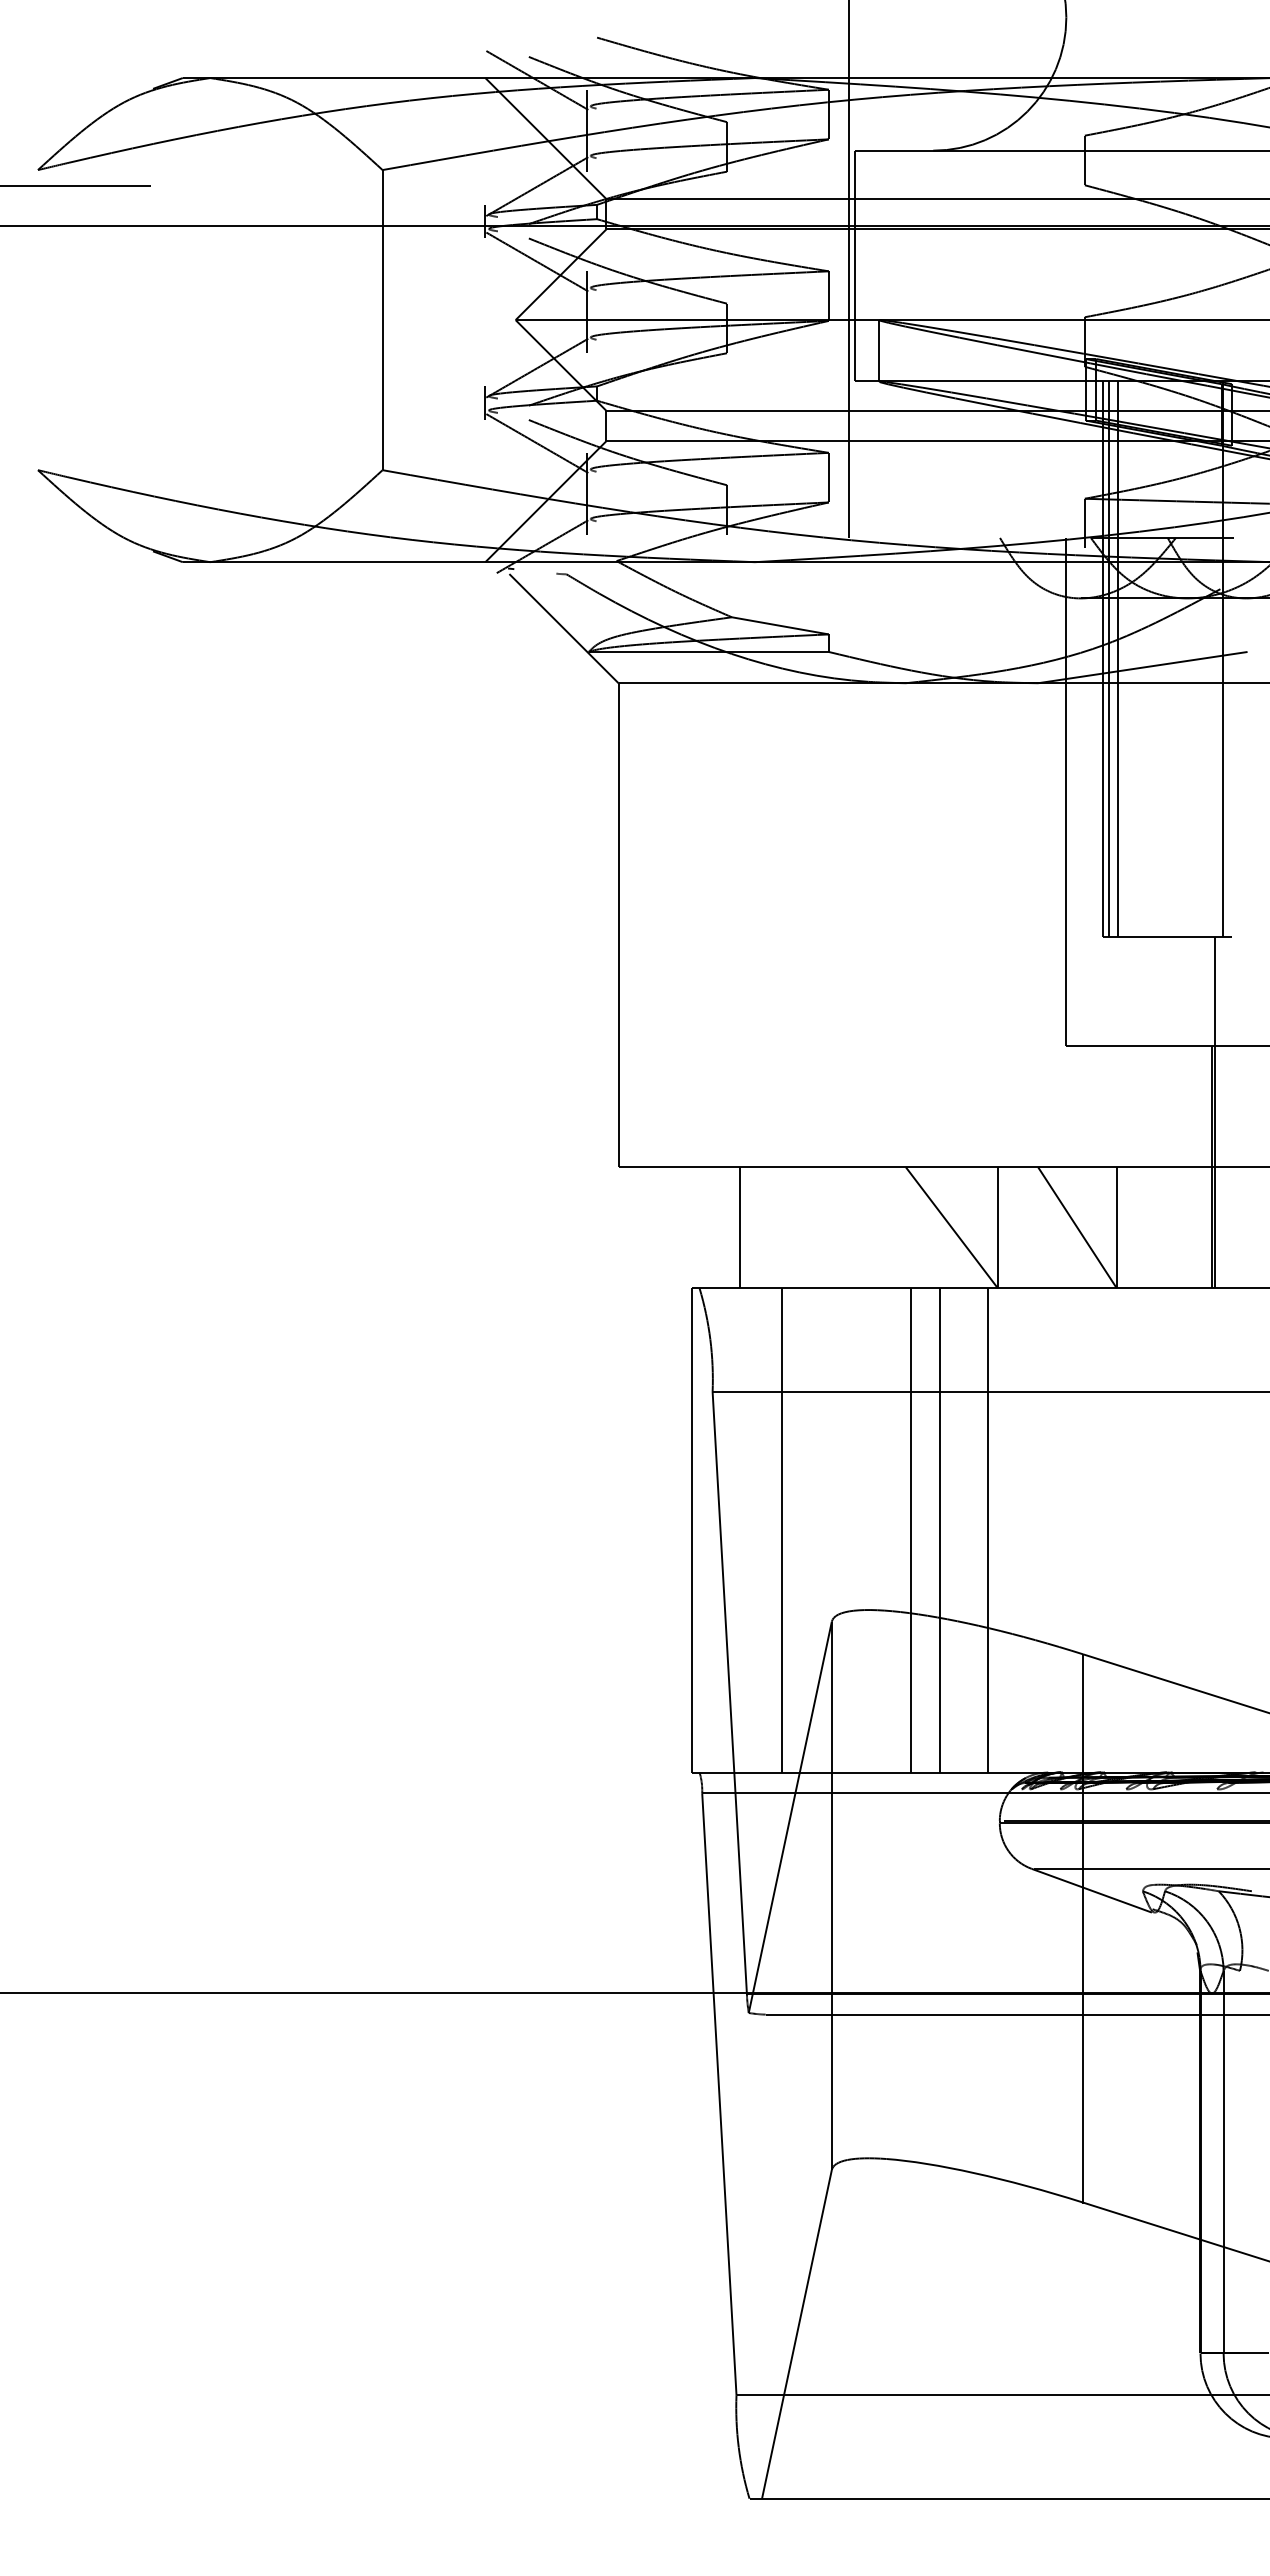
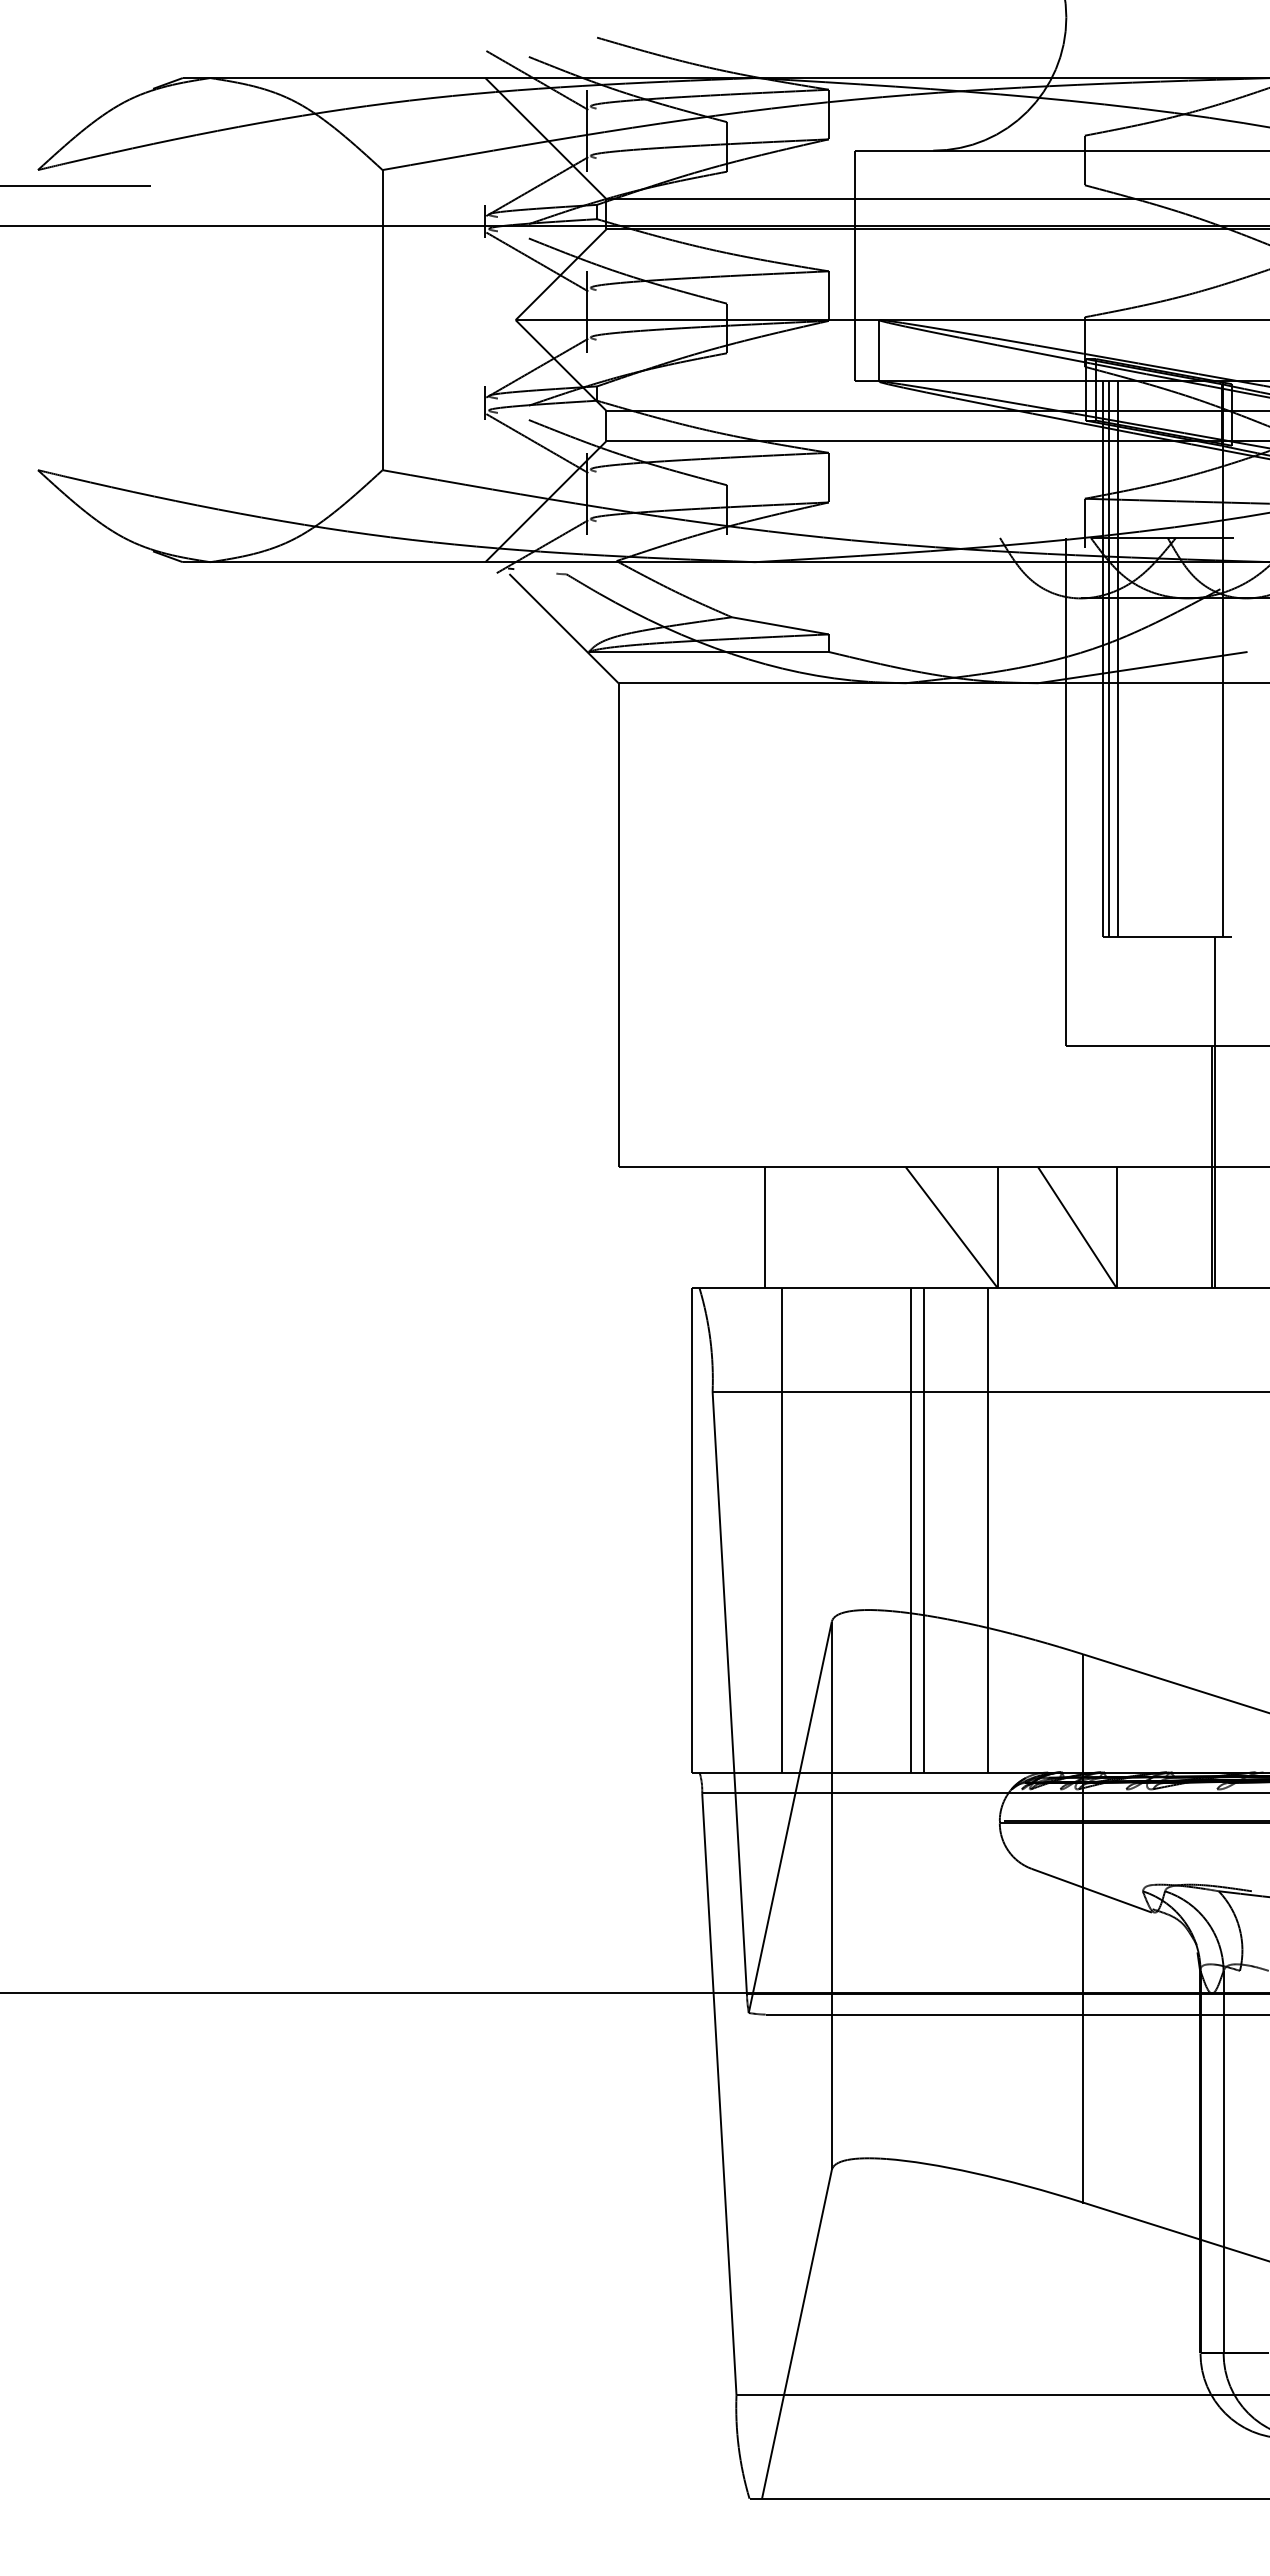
line: present -> none (848, 269)
line position: (739, 1227) -> (764, 1227) (764, 1227)
line position: (940, 1530) -> (924, 1530) (924, 1530)
line: present -> none (1150, 1868)
